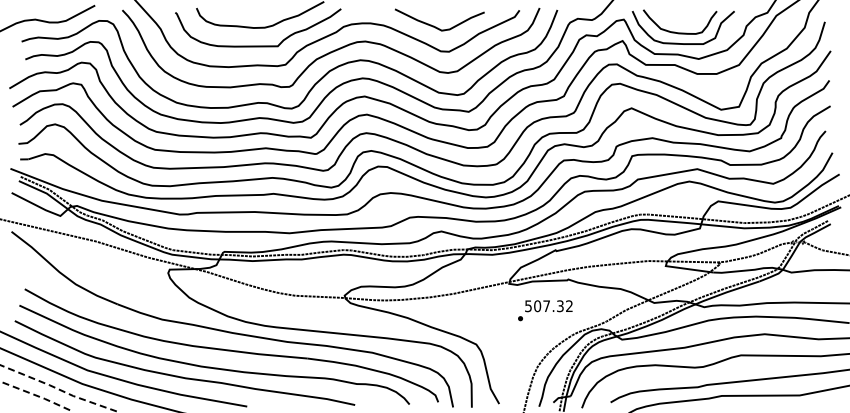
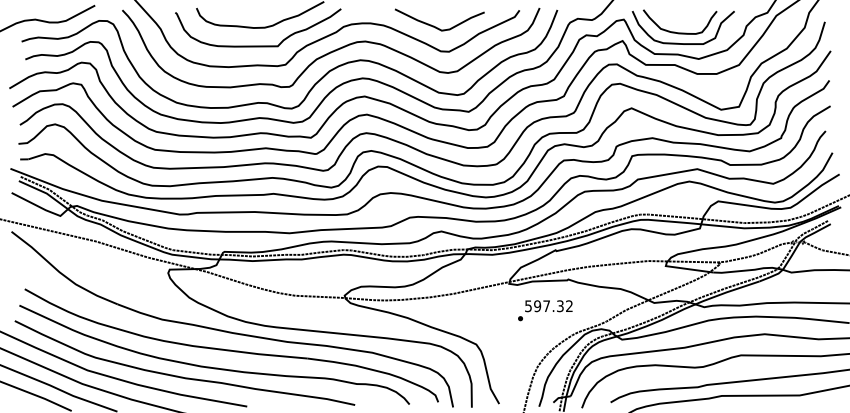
text: 507.32 -> 597.32 (537, 306)
line: dashed -> solid (58, 389)
line: dashed -> solid (37, 396)
